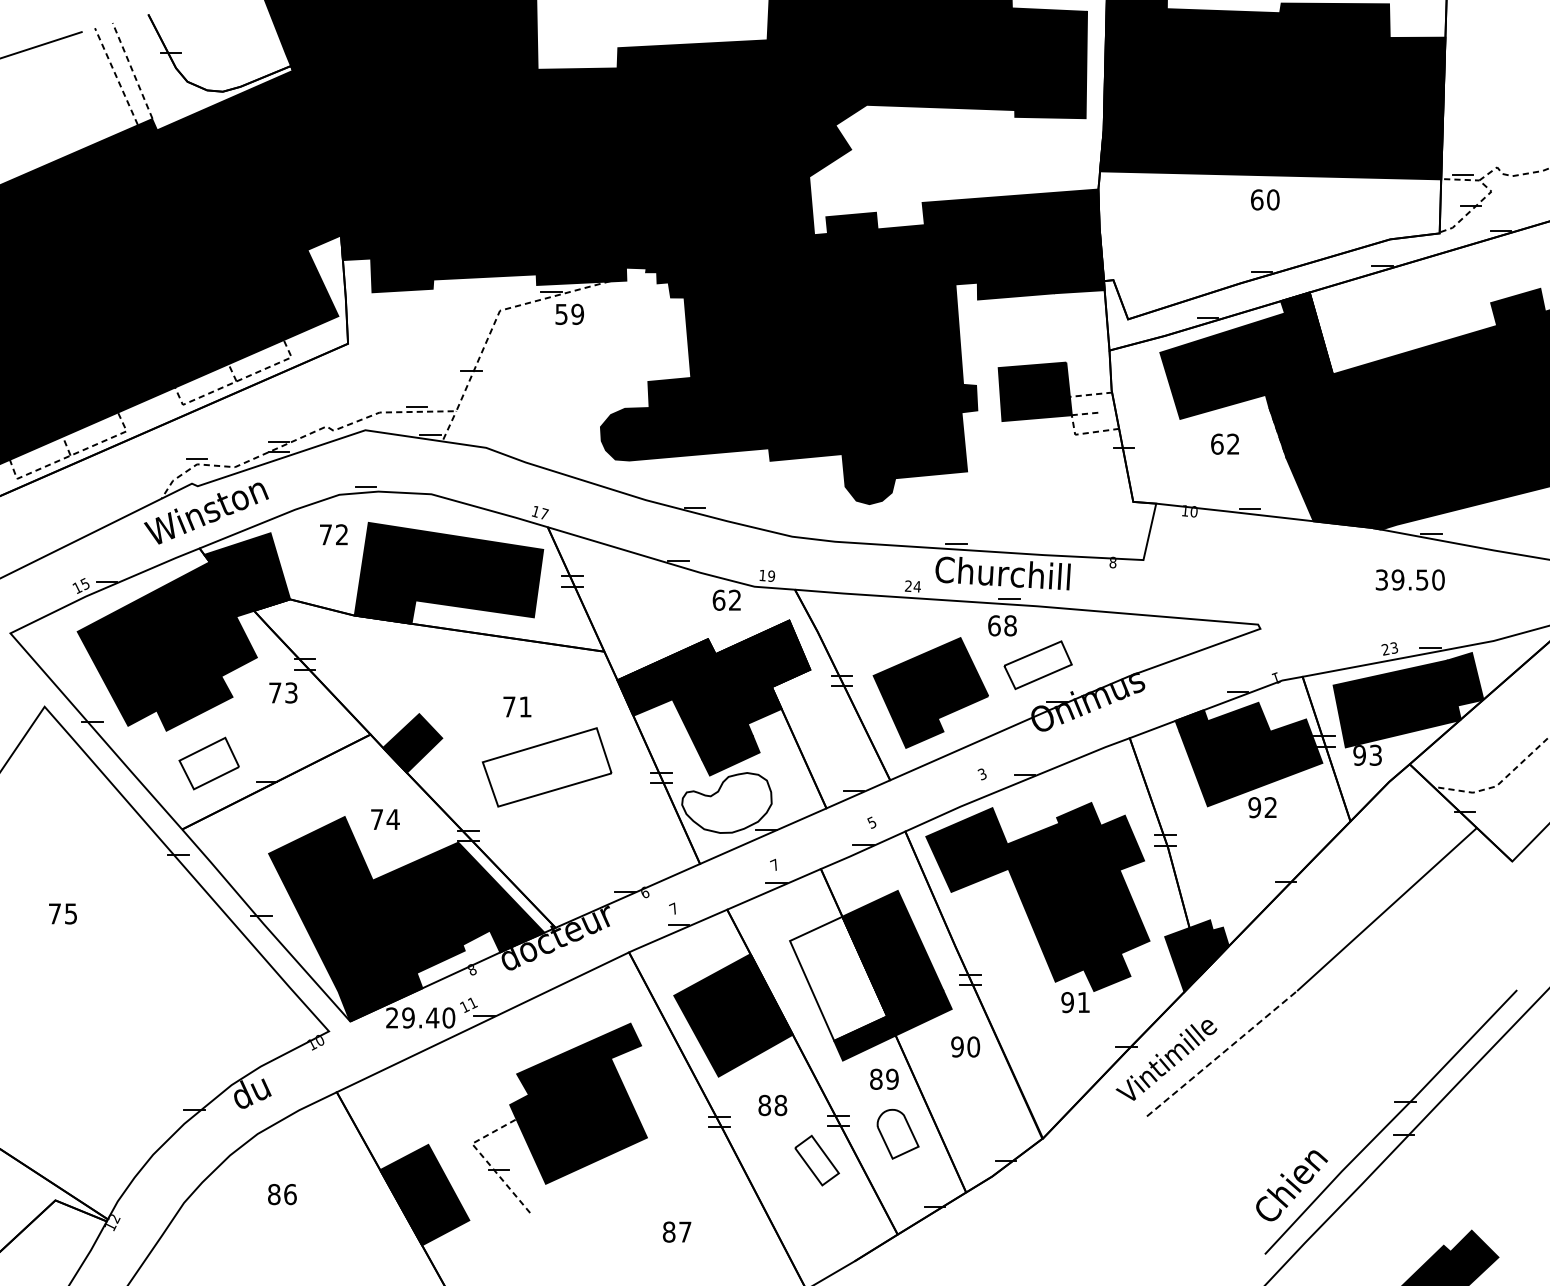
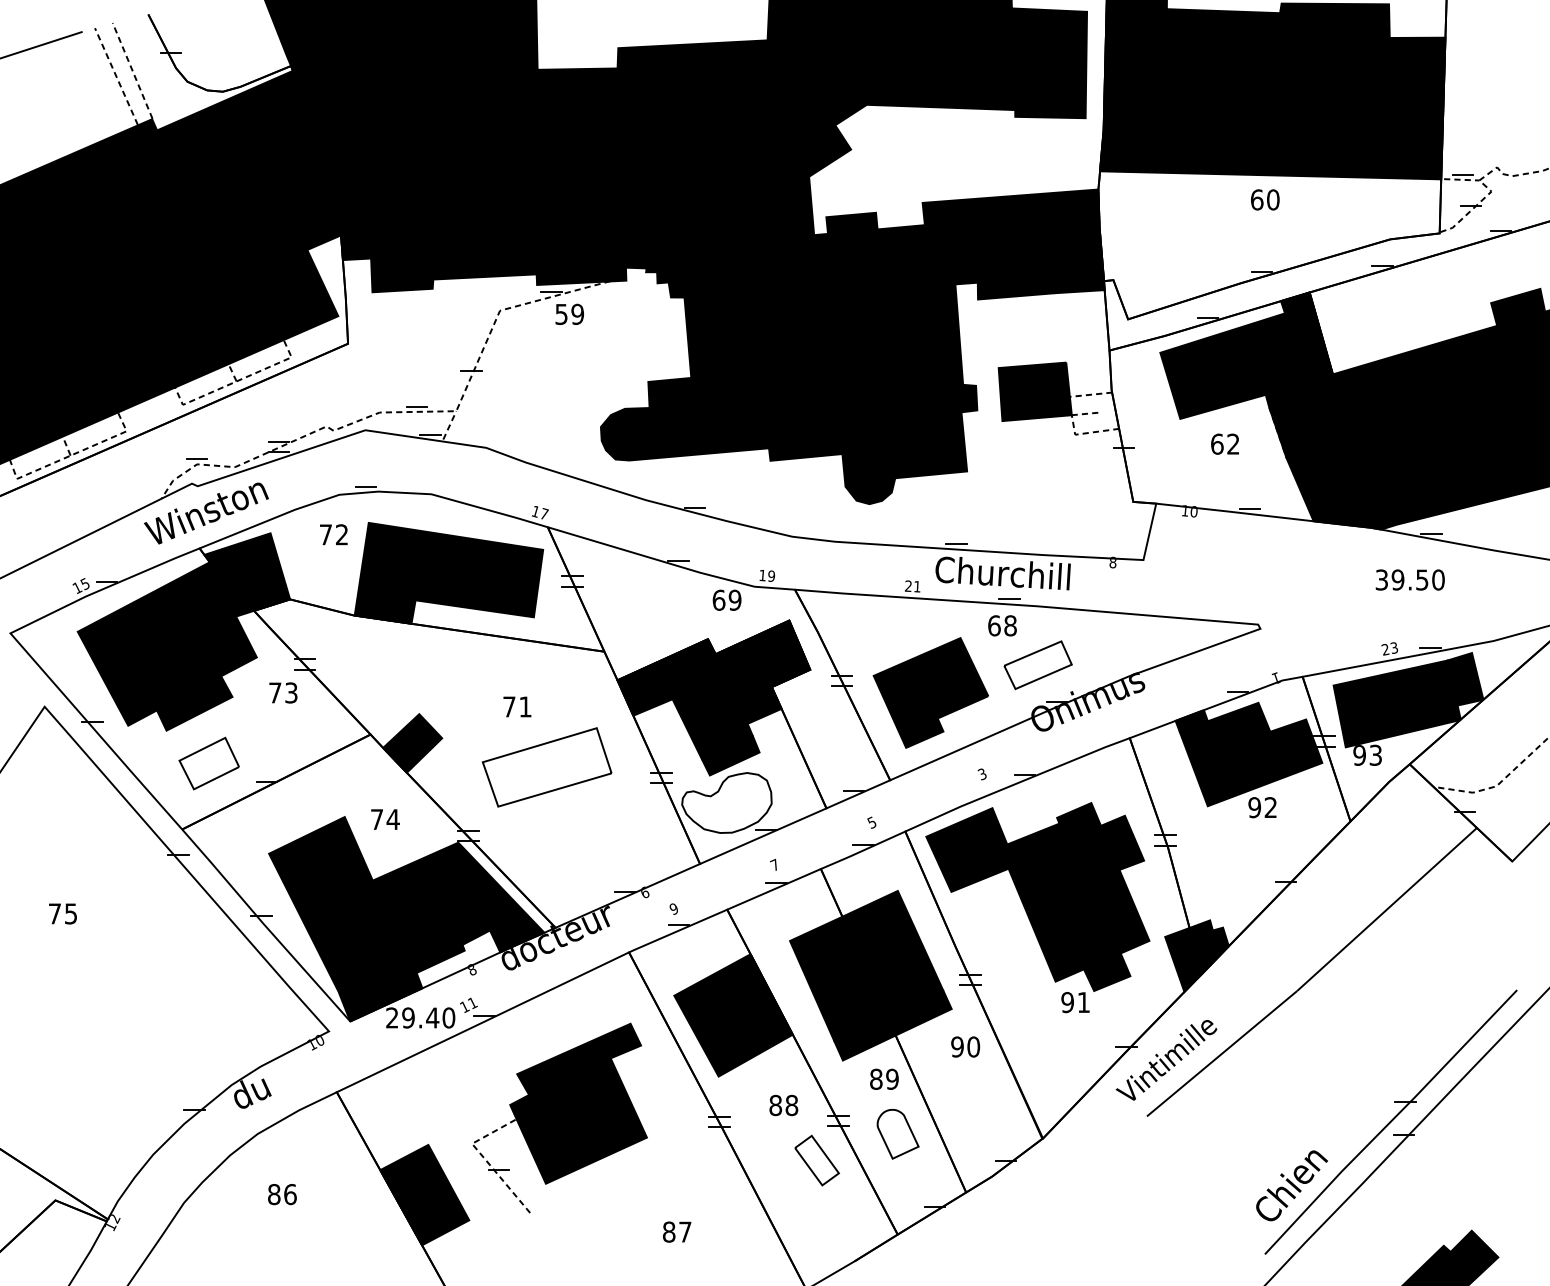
text: 24 -> 21 (916, 586)
text: 62 -> 69 (734, 599)
text: 7 -> 9 (673, 908)
fill: none -> present (838, 978)
line: dashed -> solid (1222, 1053)
text position: (772, 1105) -> (783, 1105) (783, 1105)
